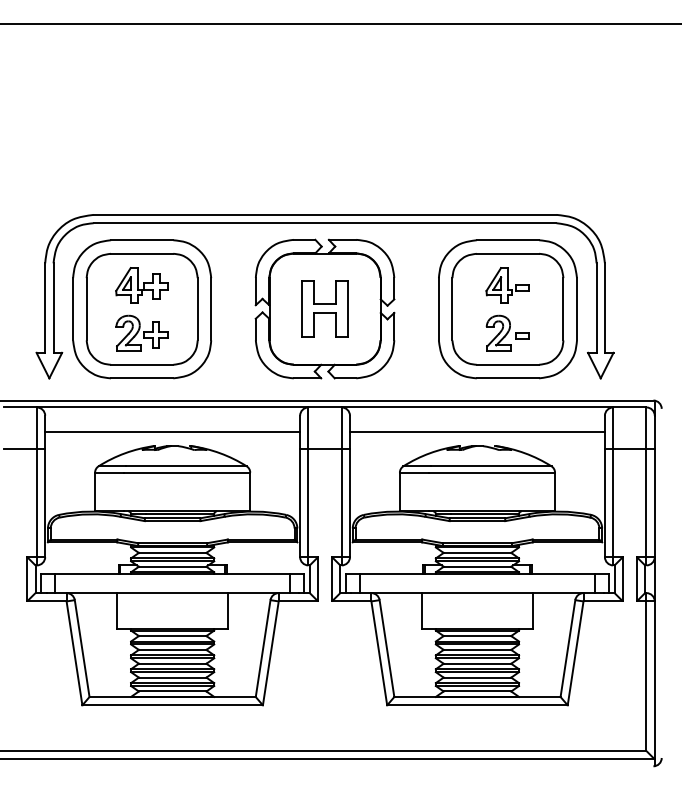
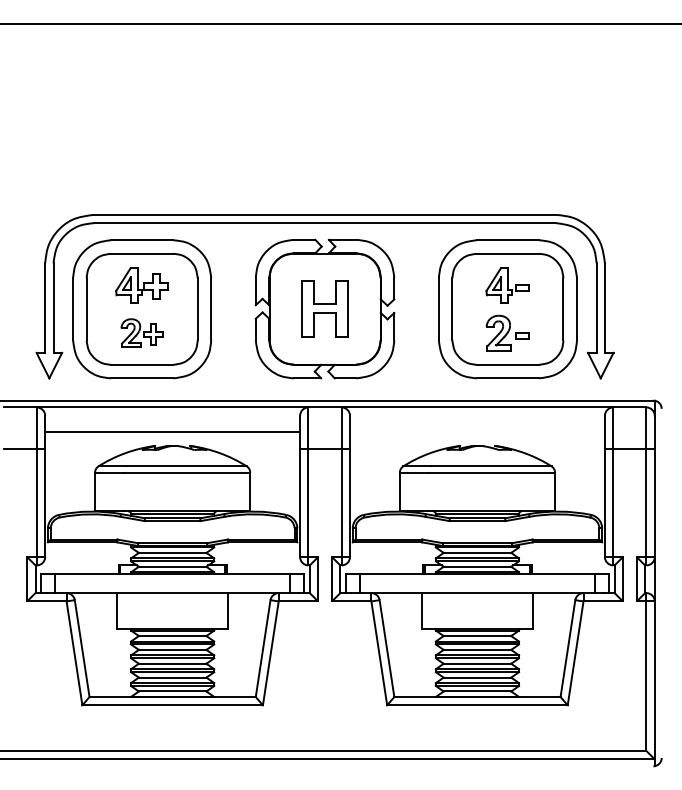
part size: 54x38 px -> 44x30 px (141, 332)
line: present -> none (477, 432)
